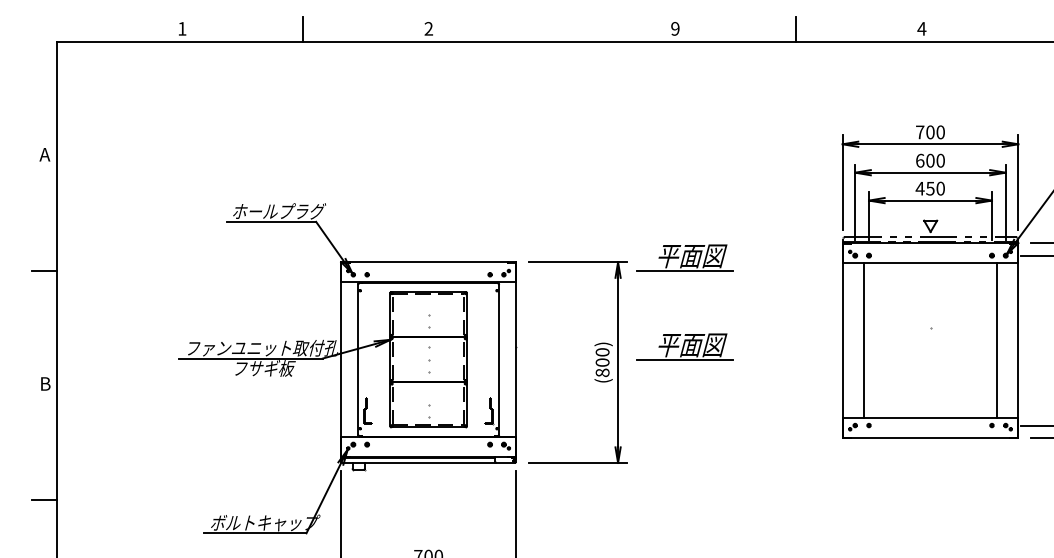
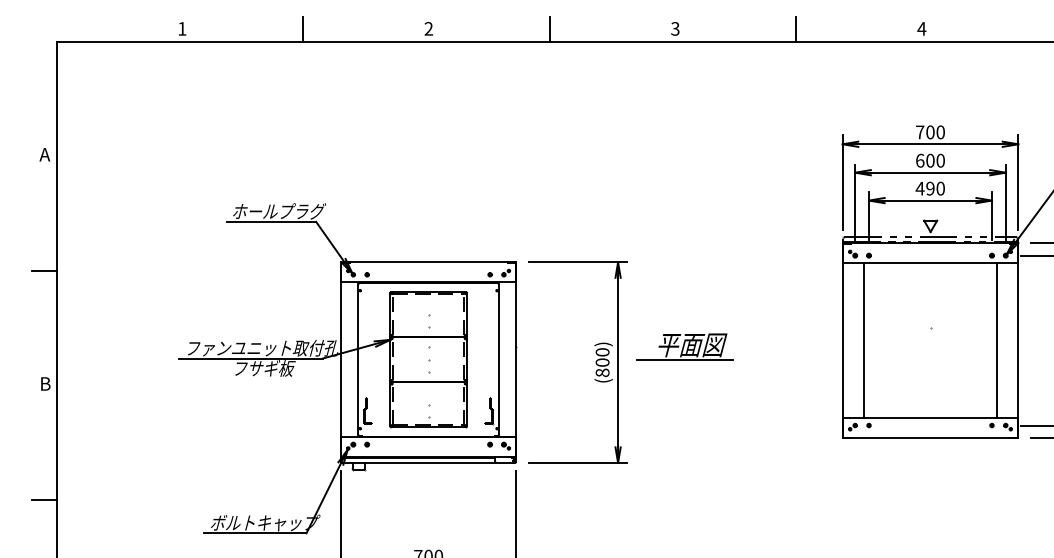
line: none -> present (549, 28)
text: 9 -> 3 (675, 28)
text: 450 -> 490 (930, 188)
part: present -> none (684, 257)
